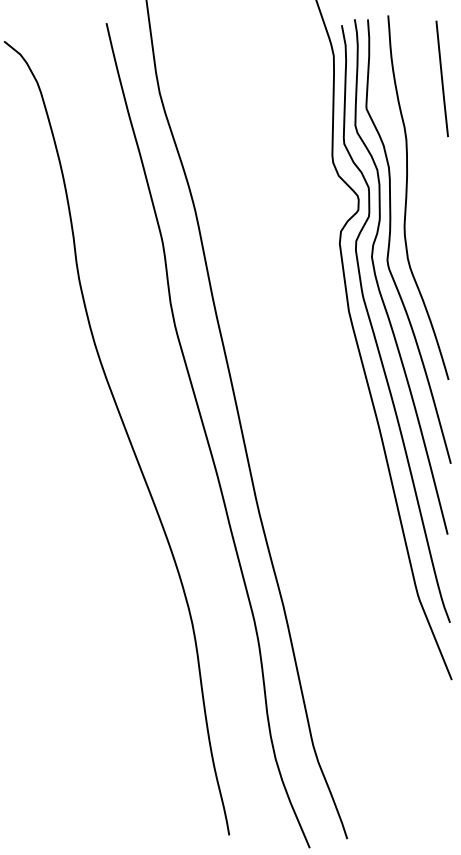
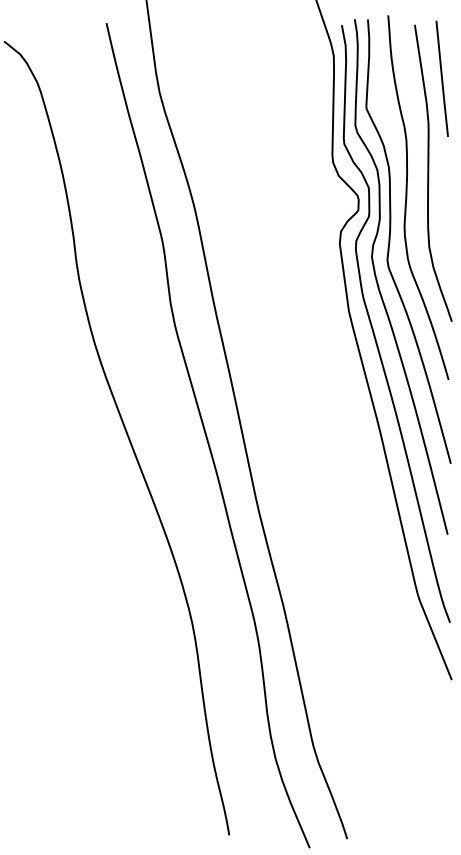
curve: none -> present (429, 172)
